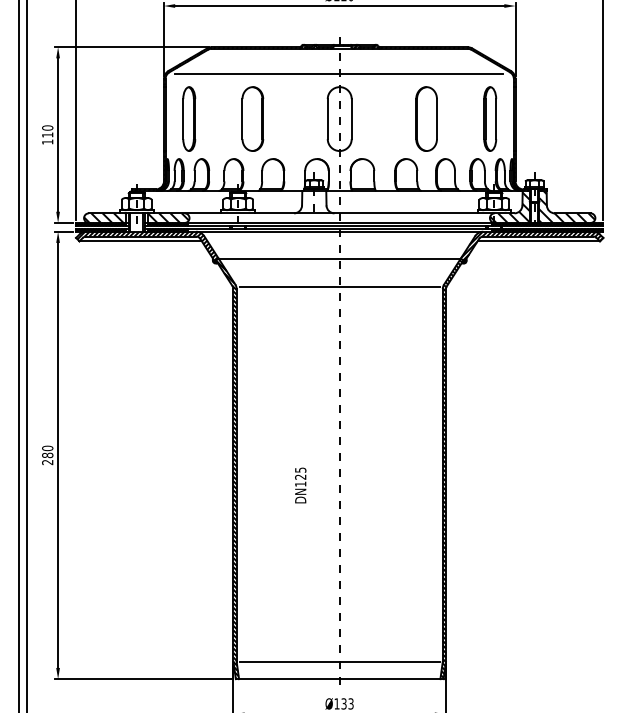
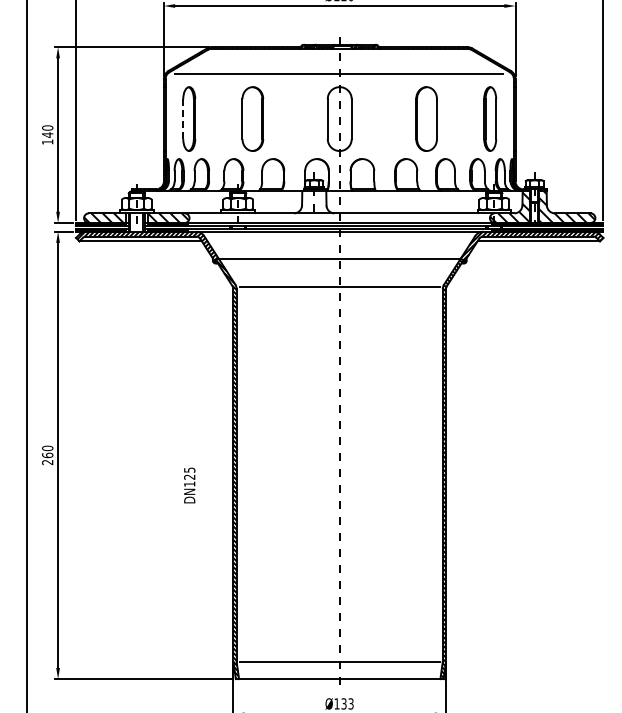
line: solid -> dashed (183, 119)
text: 110 -> 140 (47, 134)
line: present -> none (18, 355)
text: 280 -> 260 (47, 455)
text position: (300, 485) -> (189, 485) (189, 485)
